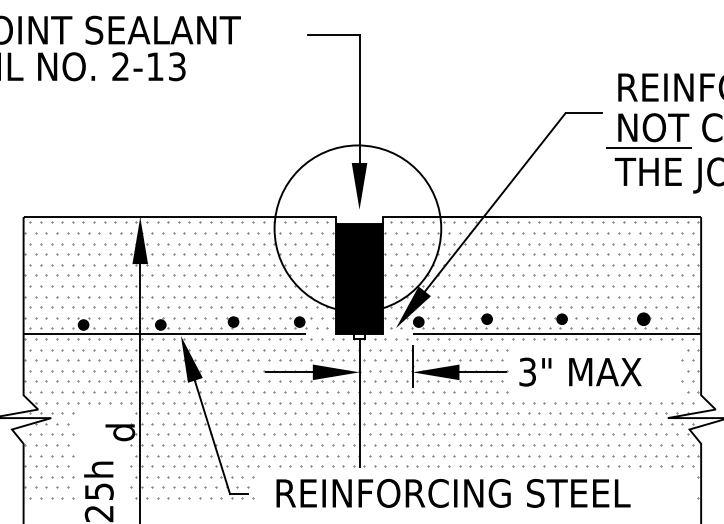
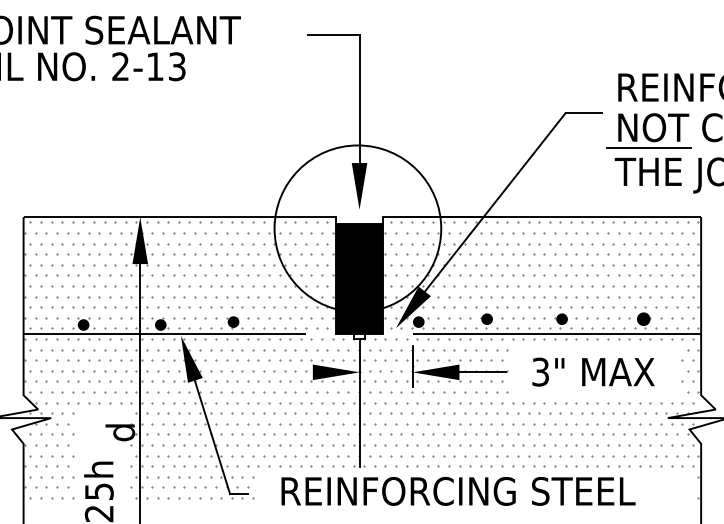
fill: present -> none (299, 321)
text position: (580, 371) -> (593, 371) (593, 371)
line: present -> none (288, 372)
text position: (453, 493) -> (458, 491) (458, 491)
